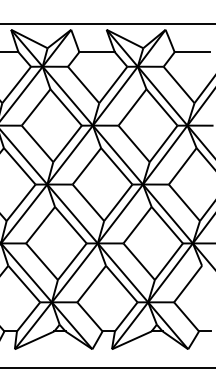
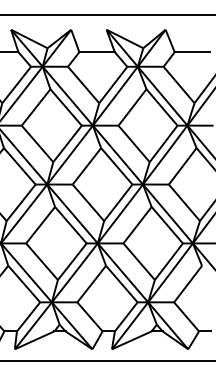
line position: (107, 23) -> (107, 14) (107, 14)
line position: (107, 368) -> (107, 361) (107, 361)
